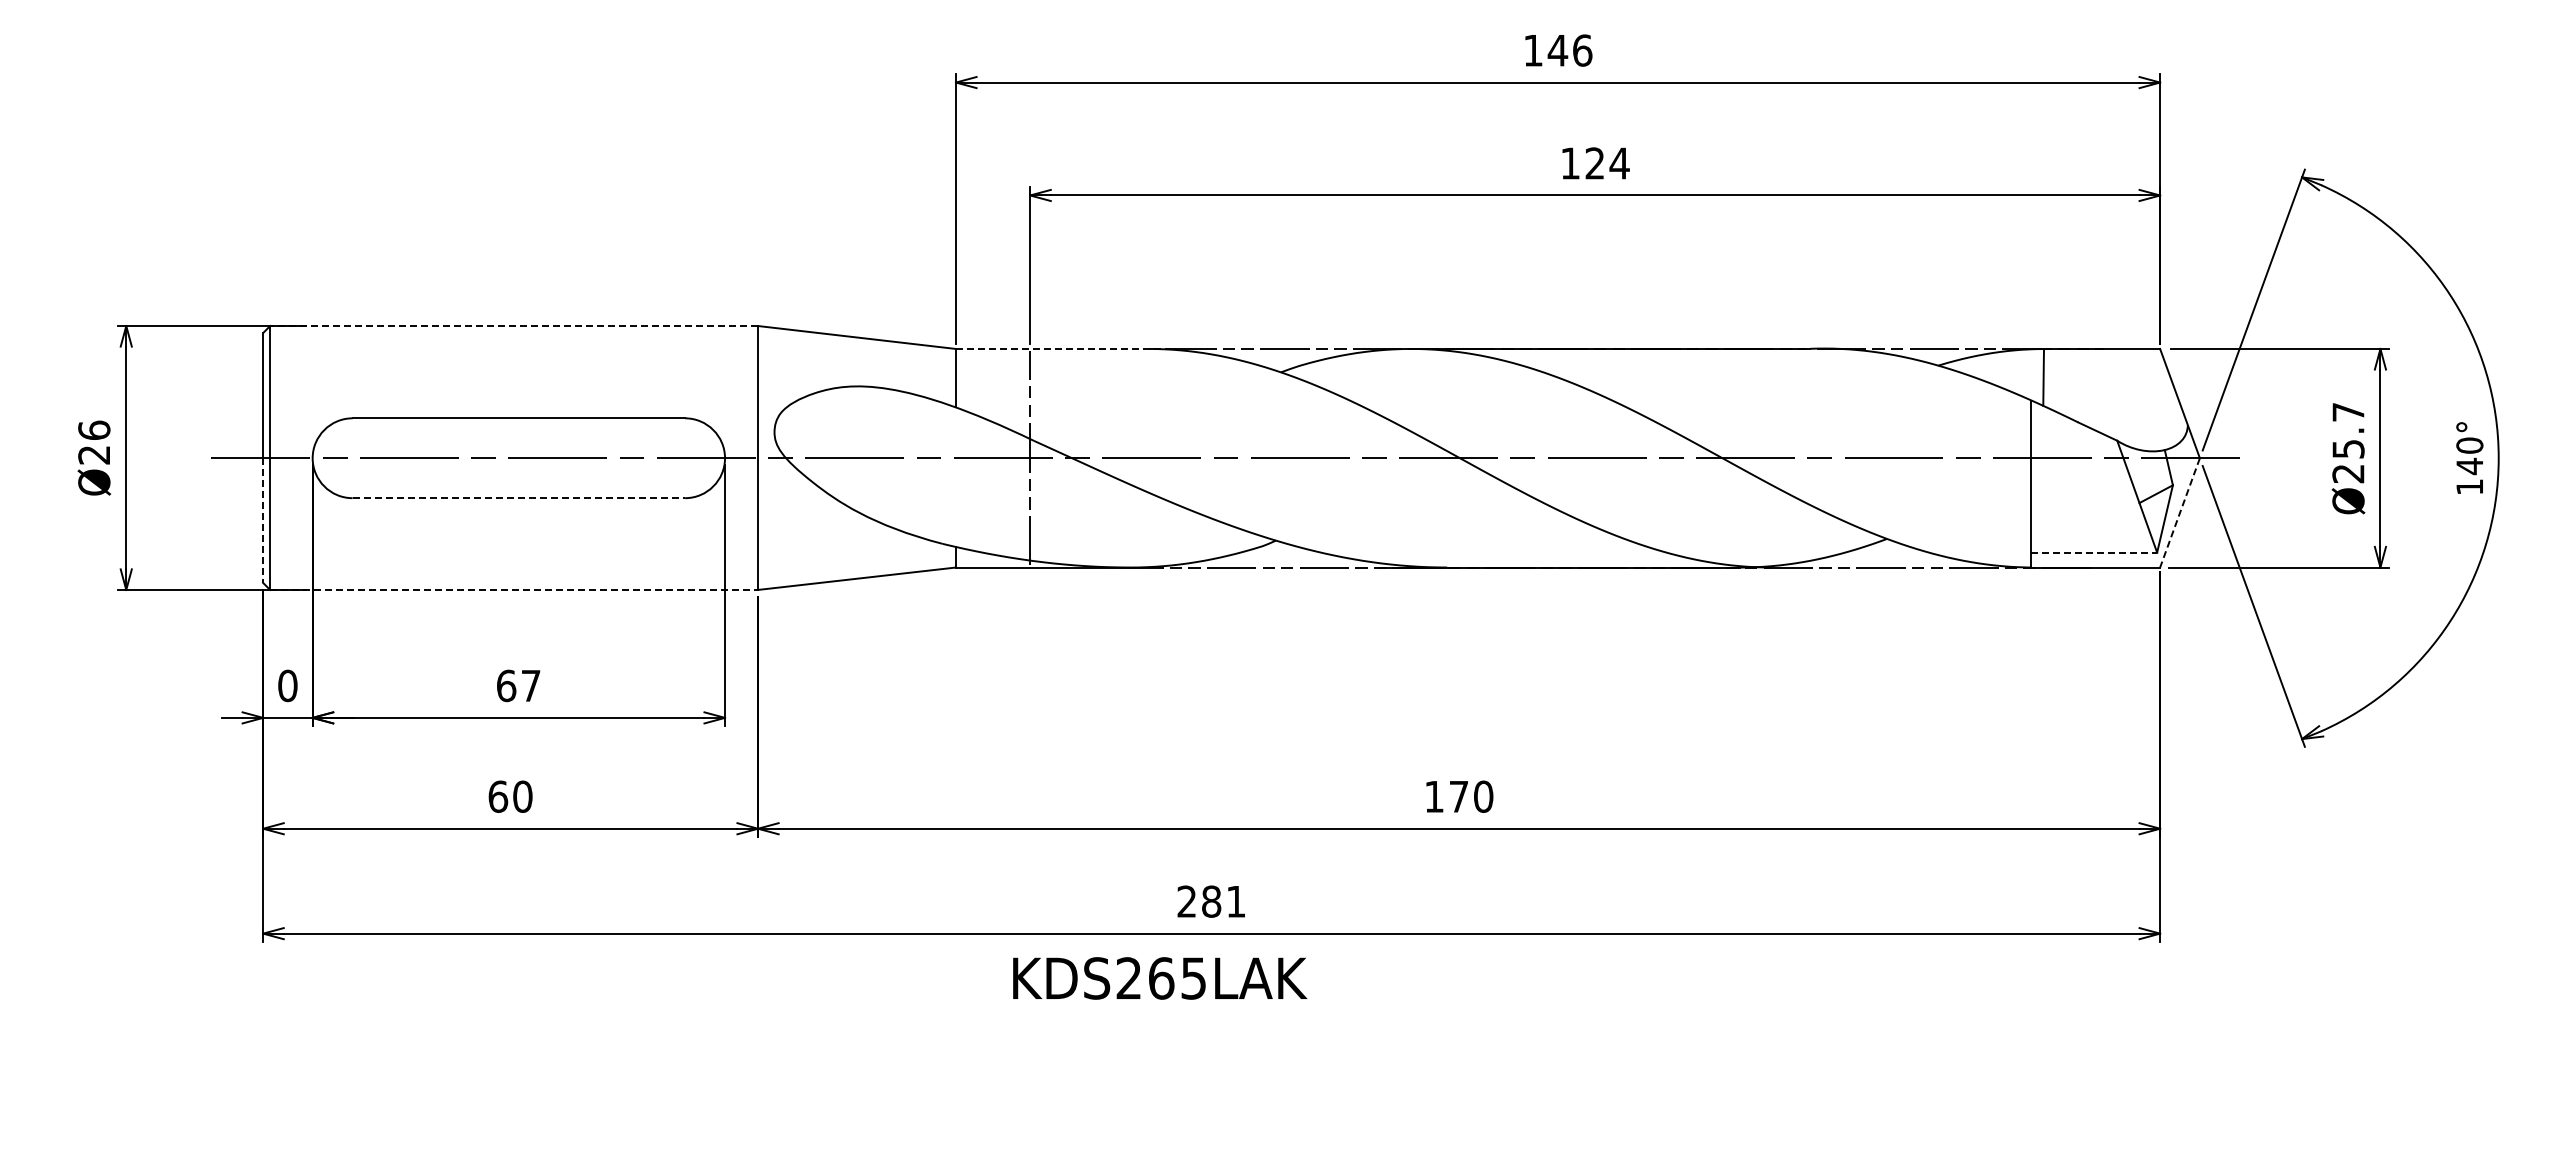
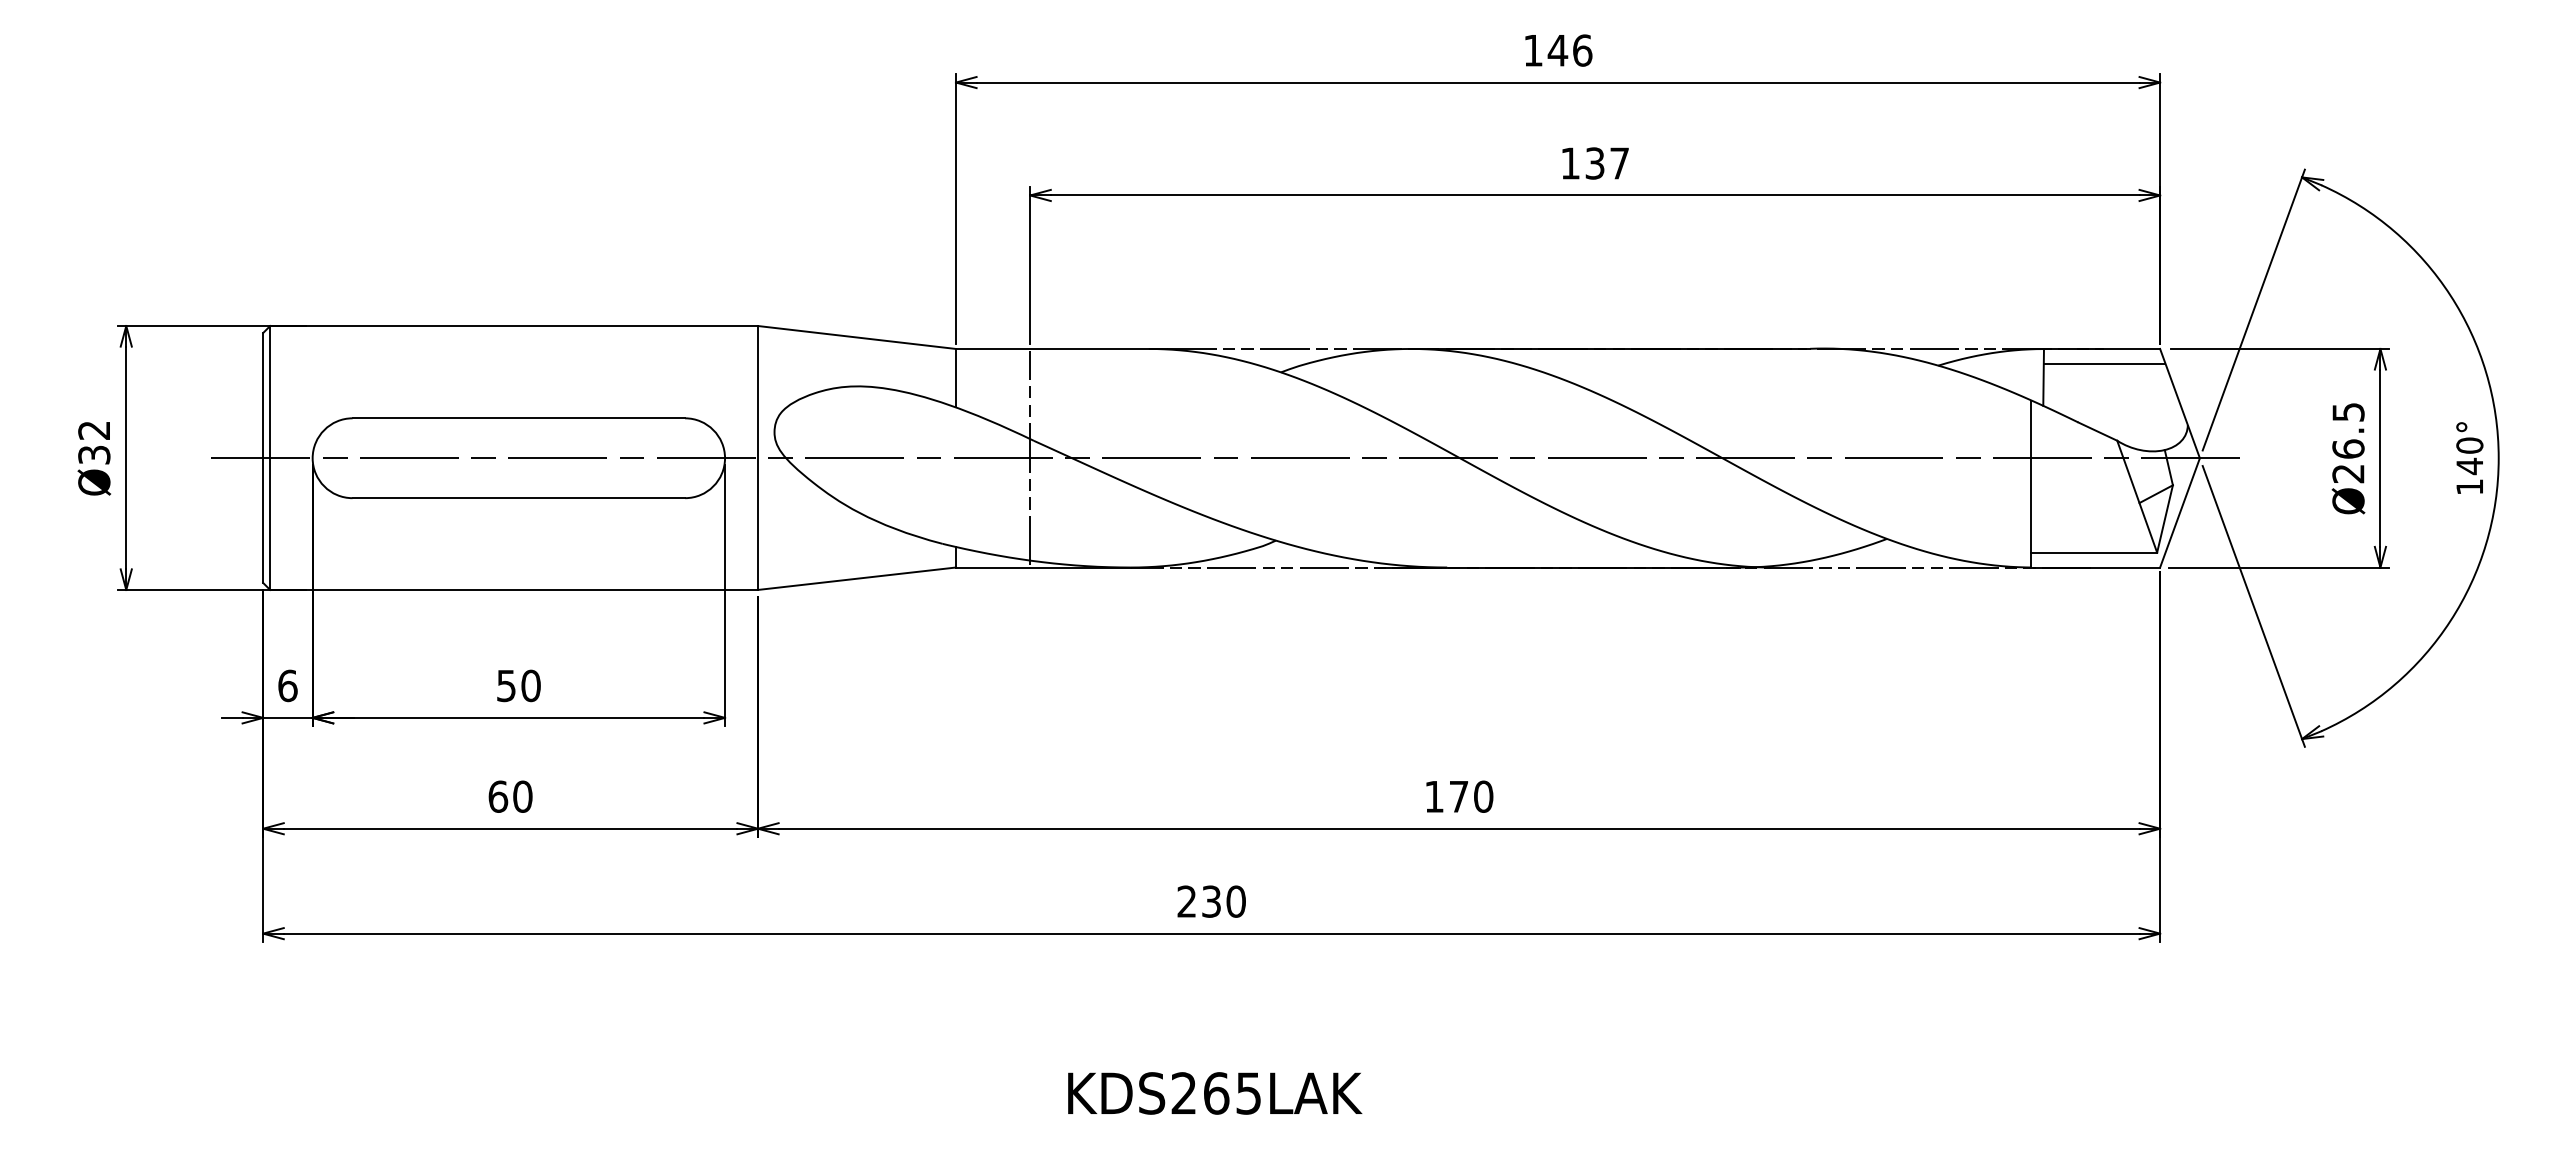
text: 124 -> 137 (1607, 163)
line: dashed -> solid (514, 326)
line: dashed -> solid (1061, 348)
line: none -> present (2104, 363)
text: Ø25.7 -> Ø26.5 (2348, 430)
text: Ø26 -> Ø32 (94, 442)
line: dashed -> solid (519, 498)
line: dashed -> solid (2179, 513)
line: dashed -> solid (263, 520)
line: dashed -> solid (2094, 552)
line: dashed -> solid (514, 589)
text: 0 -> 6 (287, 685)
text: 67 -> 50 (518, 685)
text: 281 -> 230 (1223, 901)
text position: (1160, 978) -> (1215, 1093) (1215, 1093)
